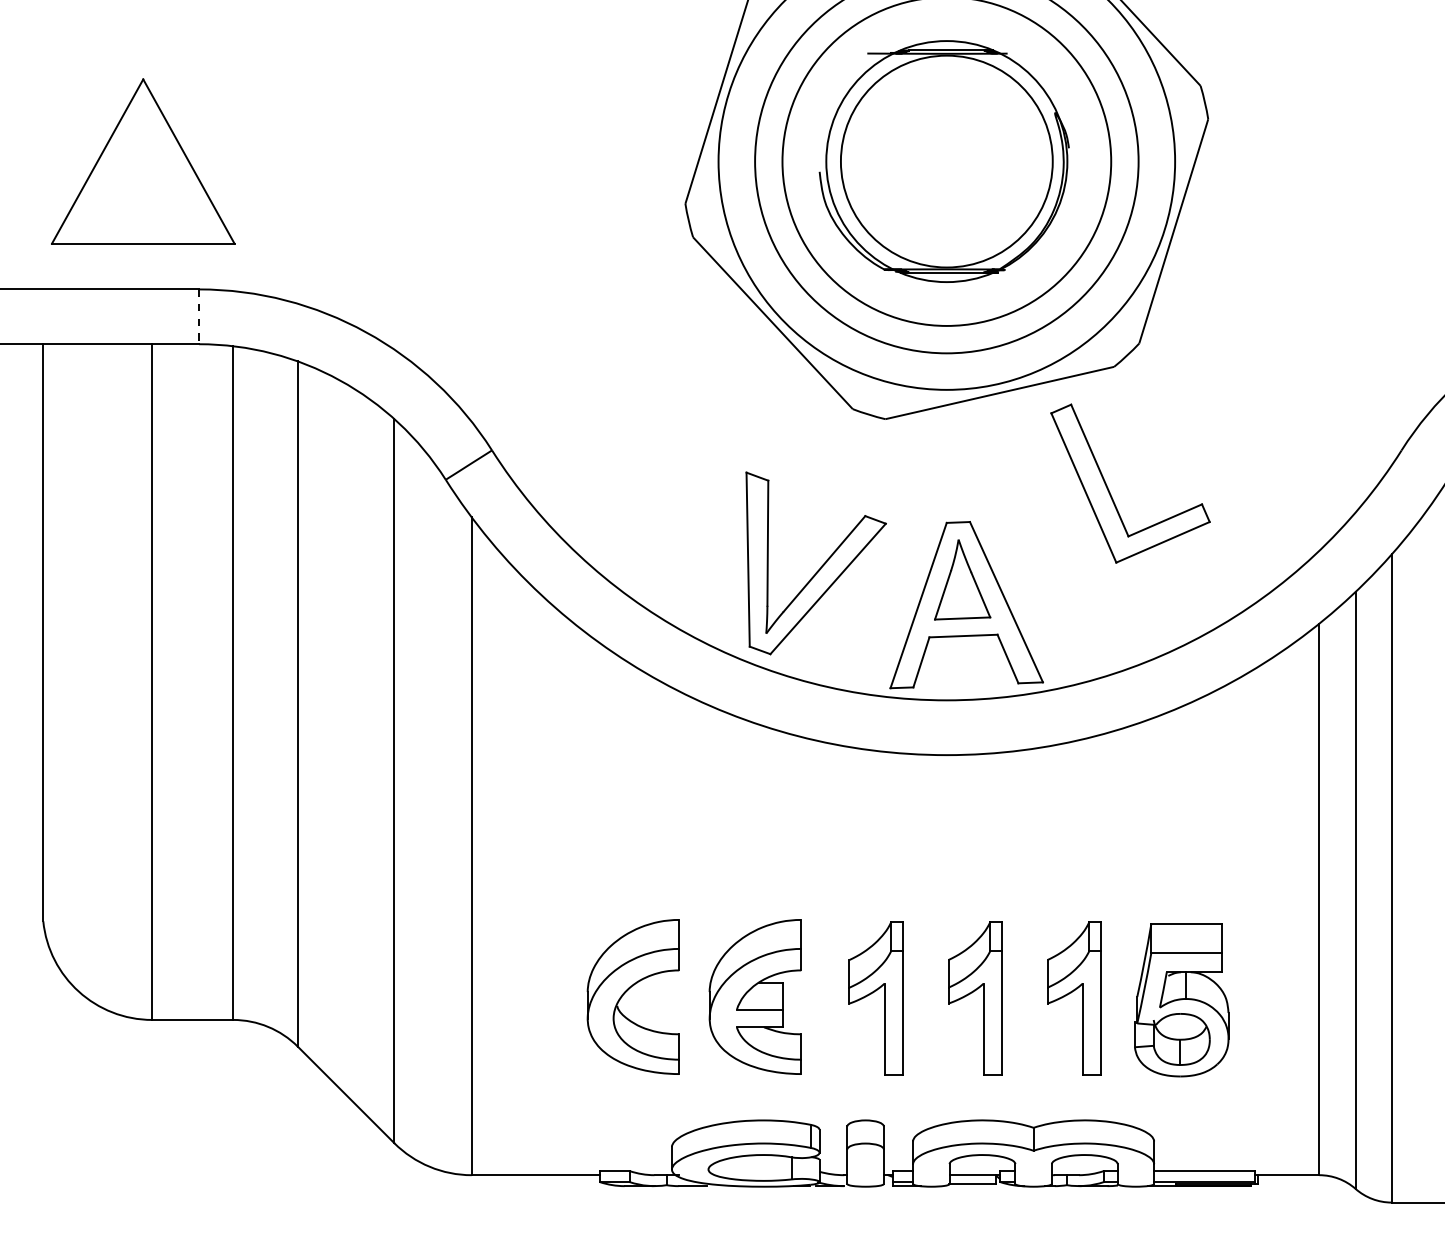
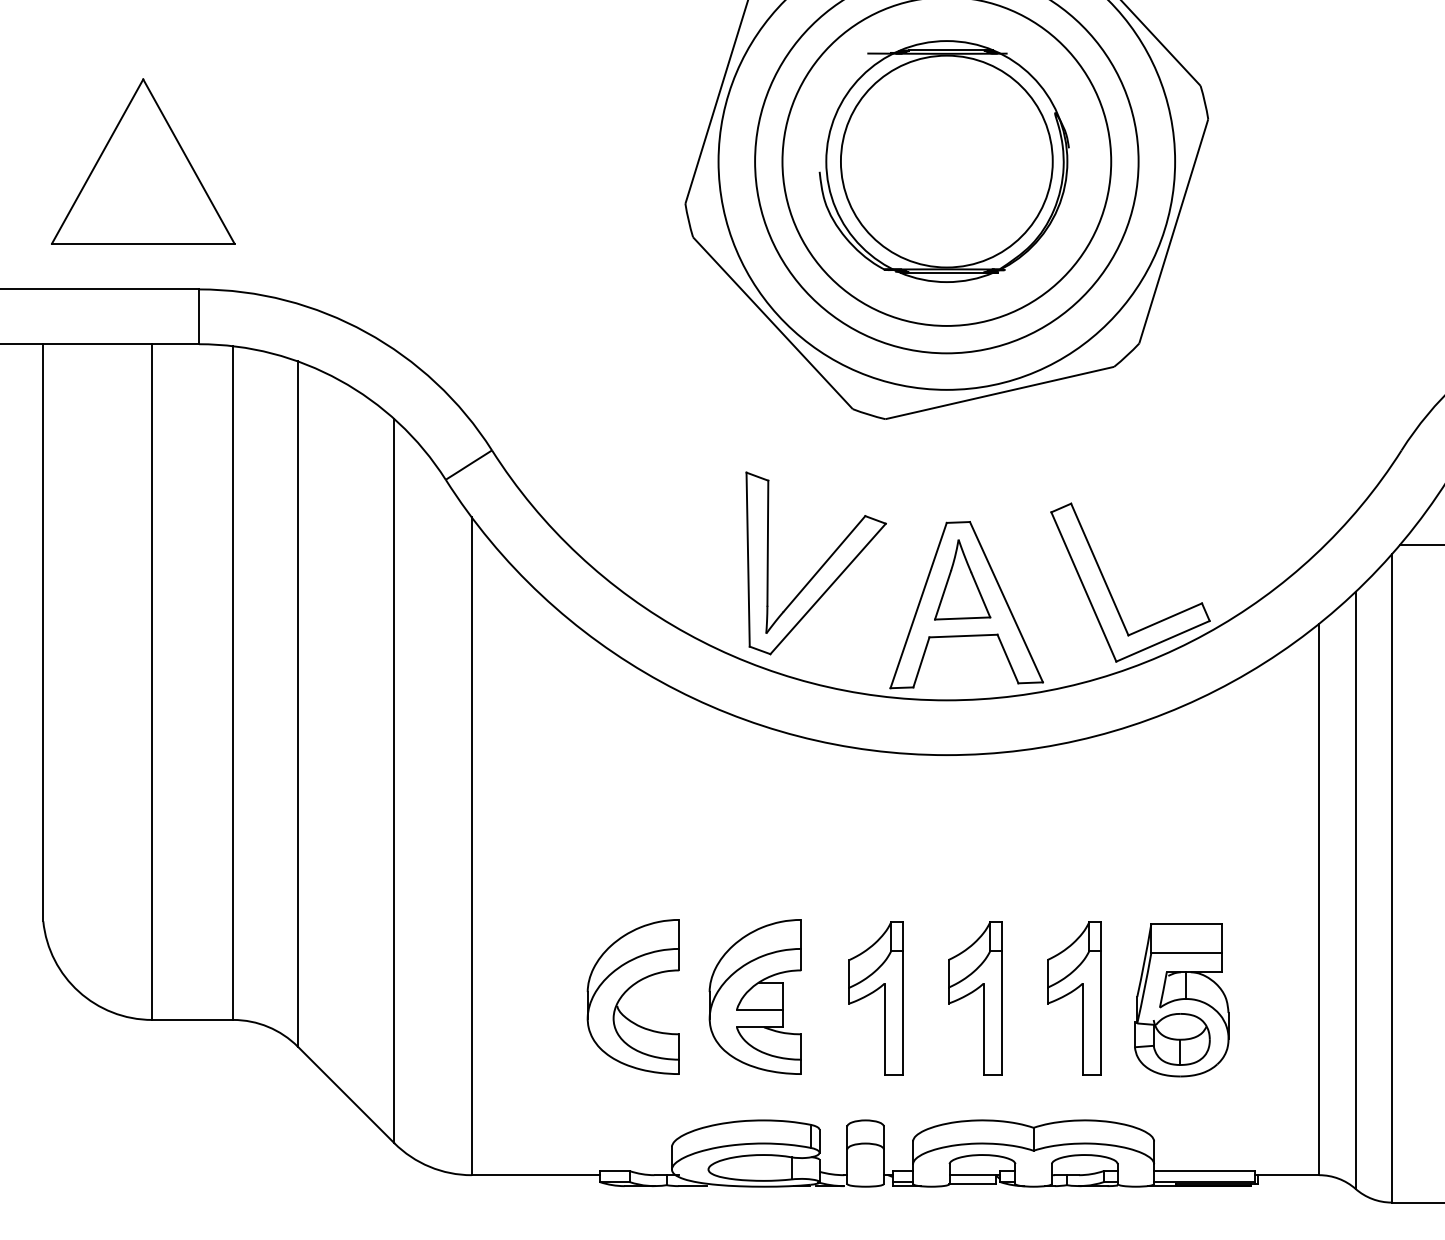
line: dashed -> solid (199, 317)
part position: (1109, 489) -> (1109, 588) (1109, 588)
line: none -> present (1420, 545)
